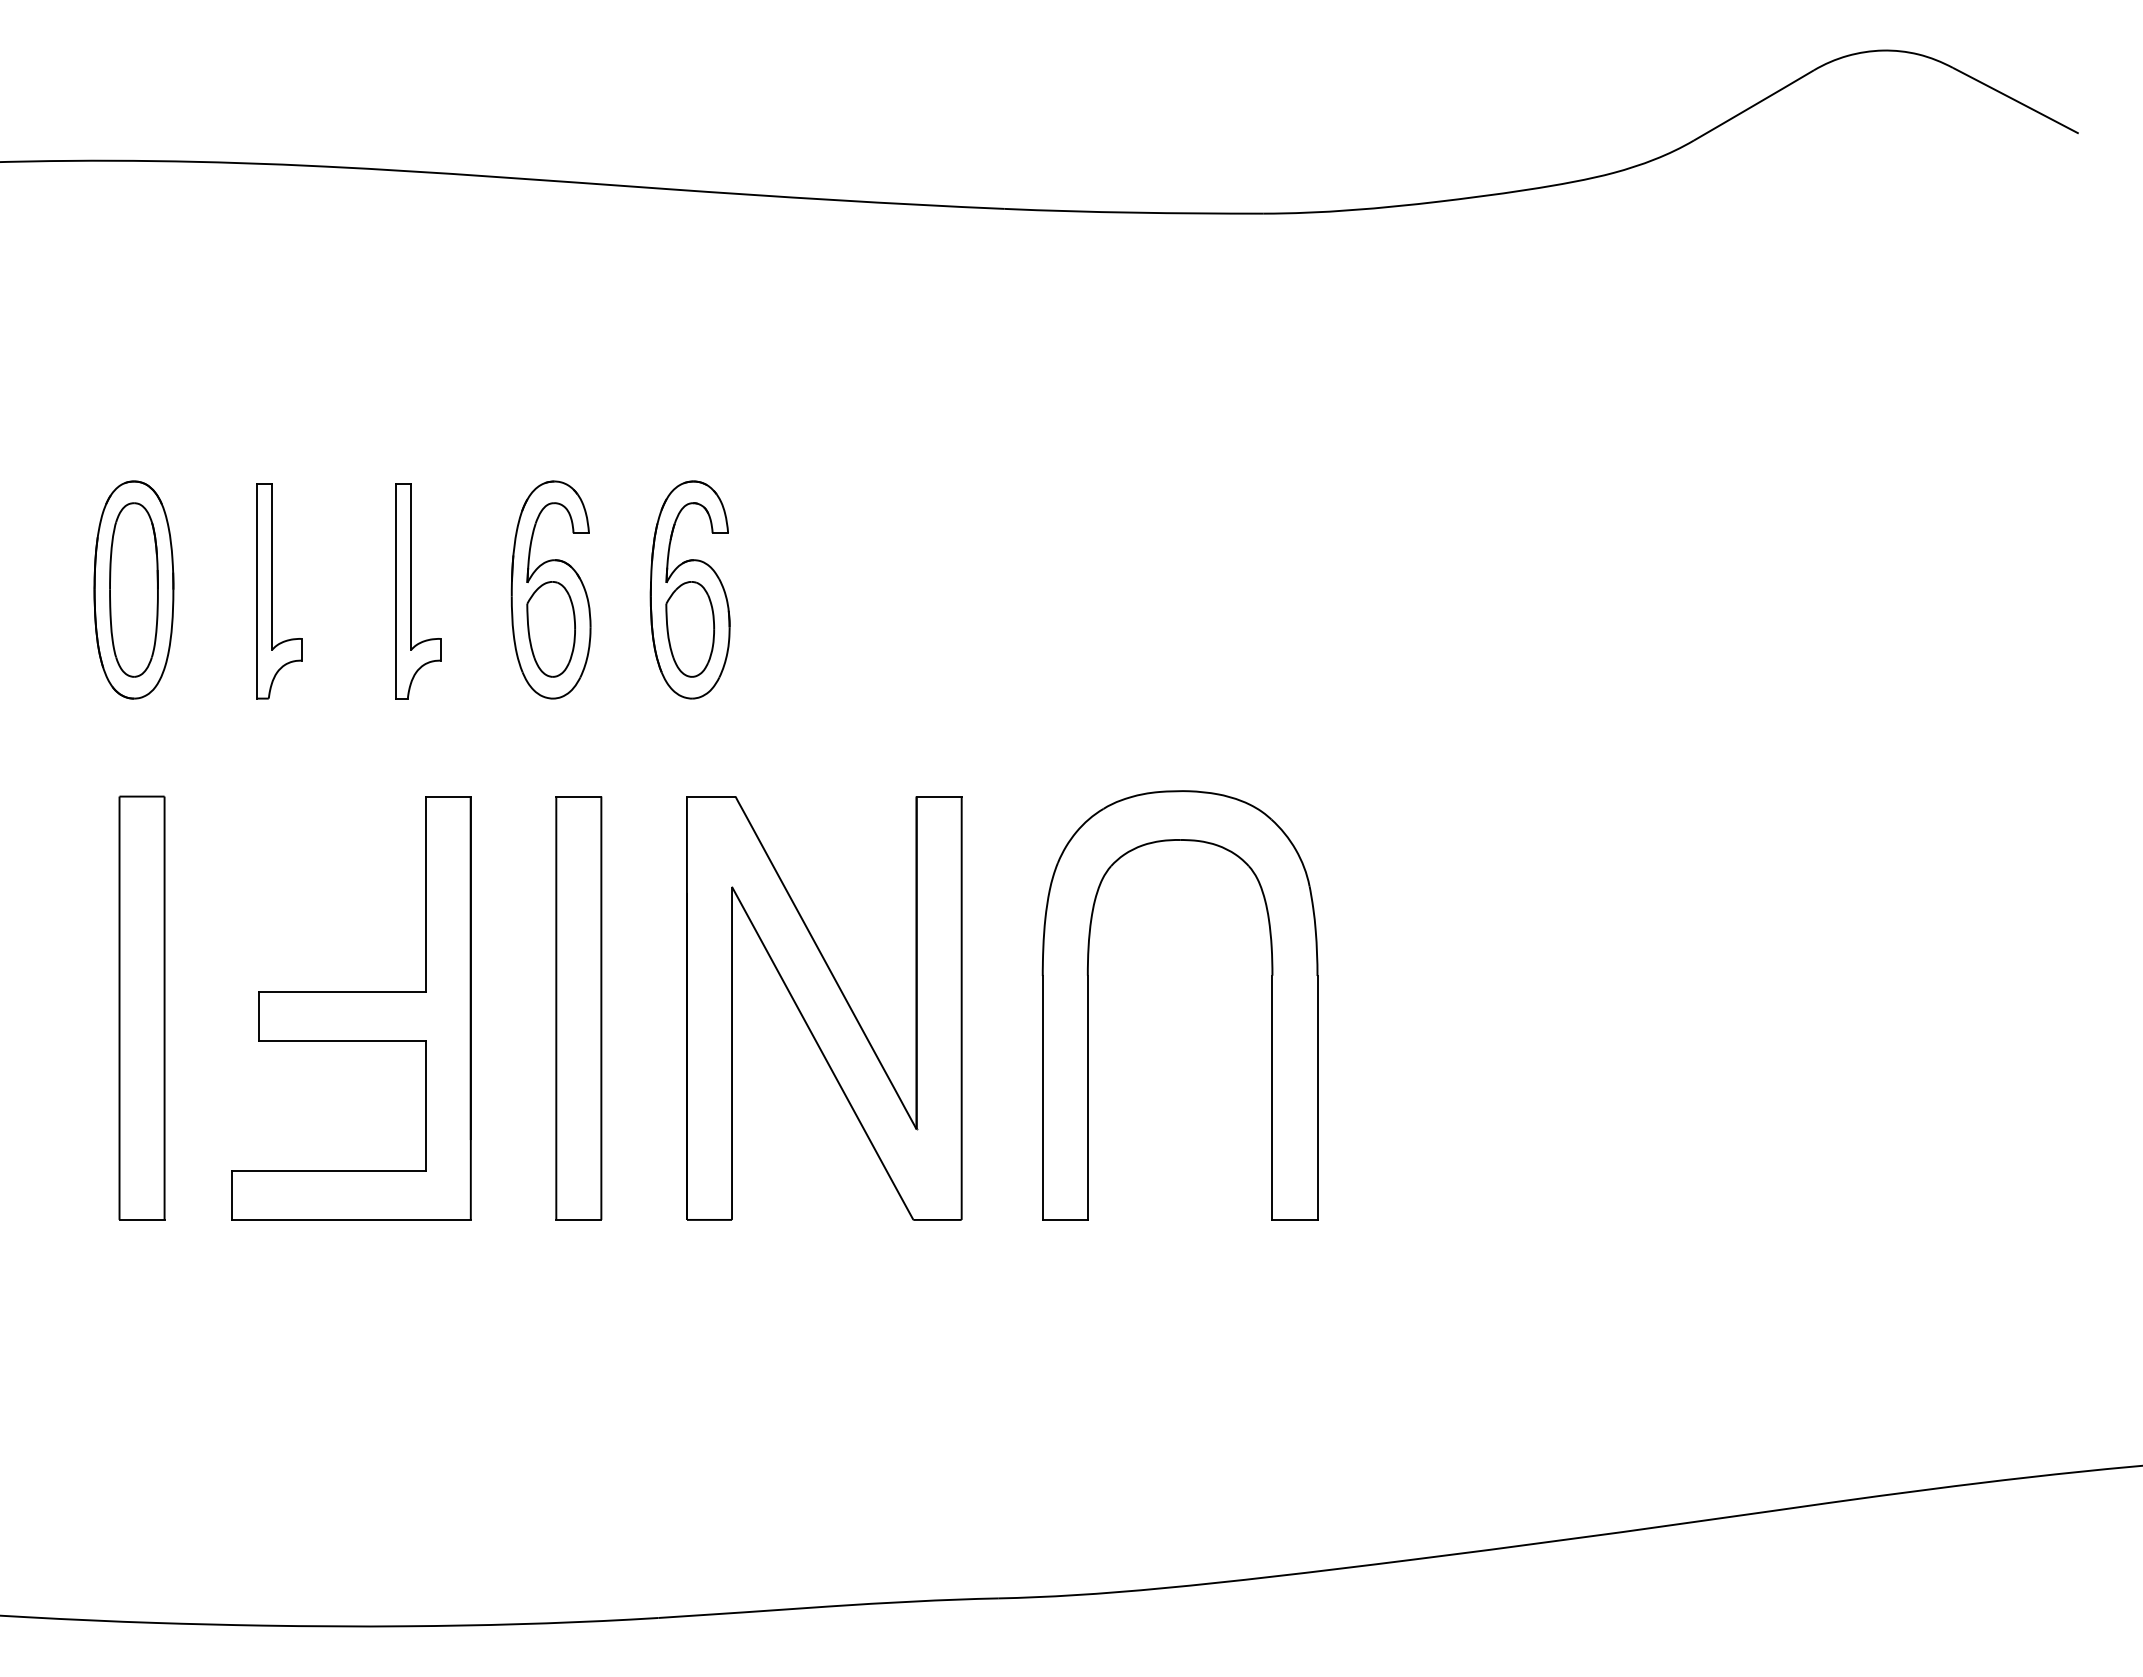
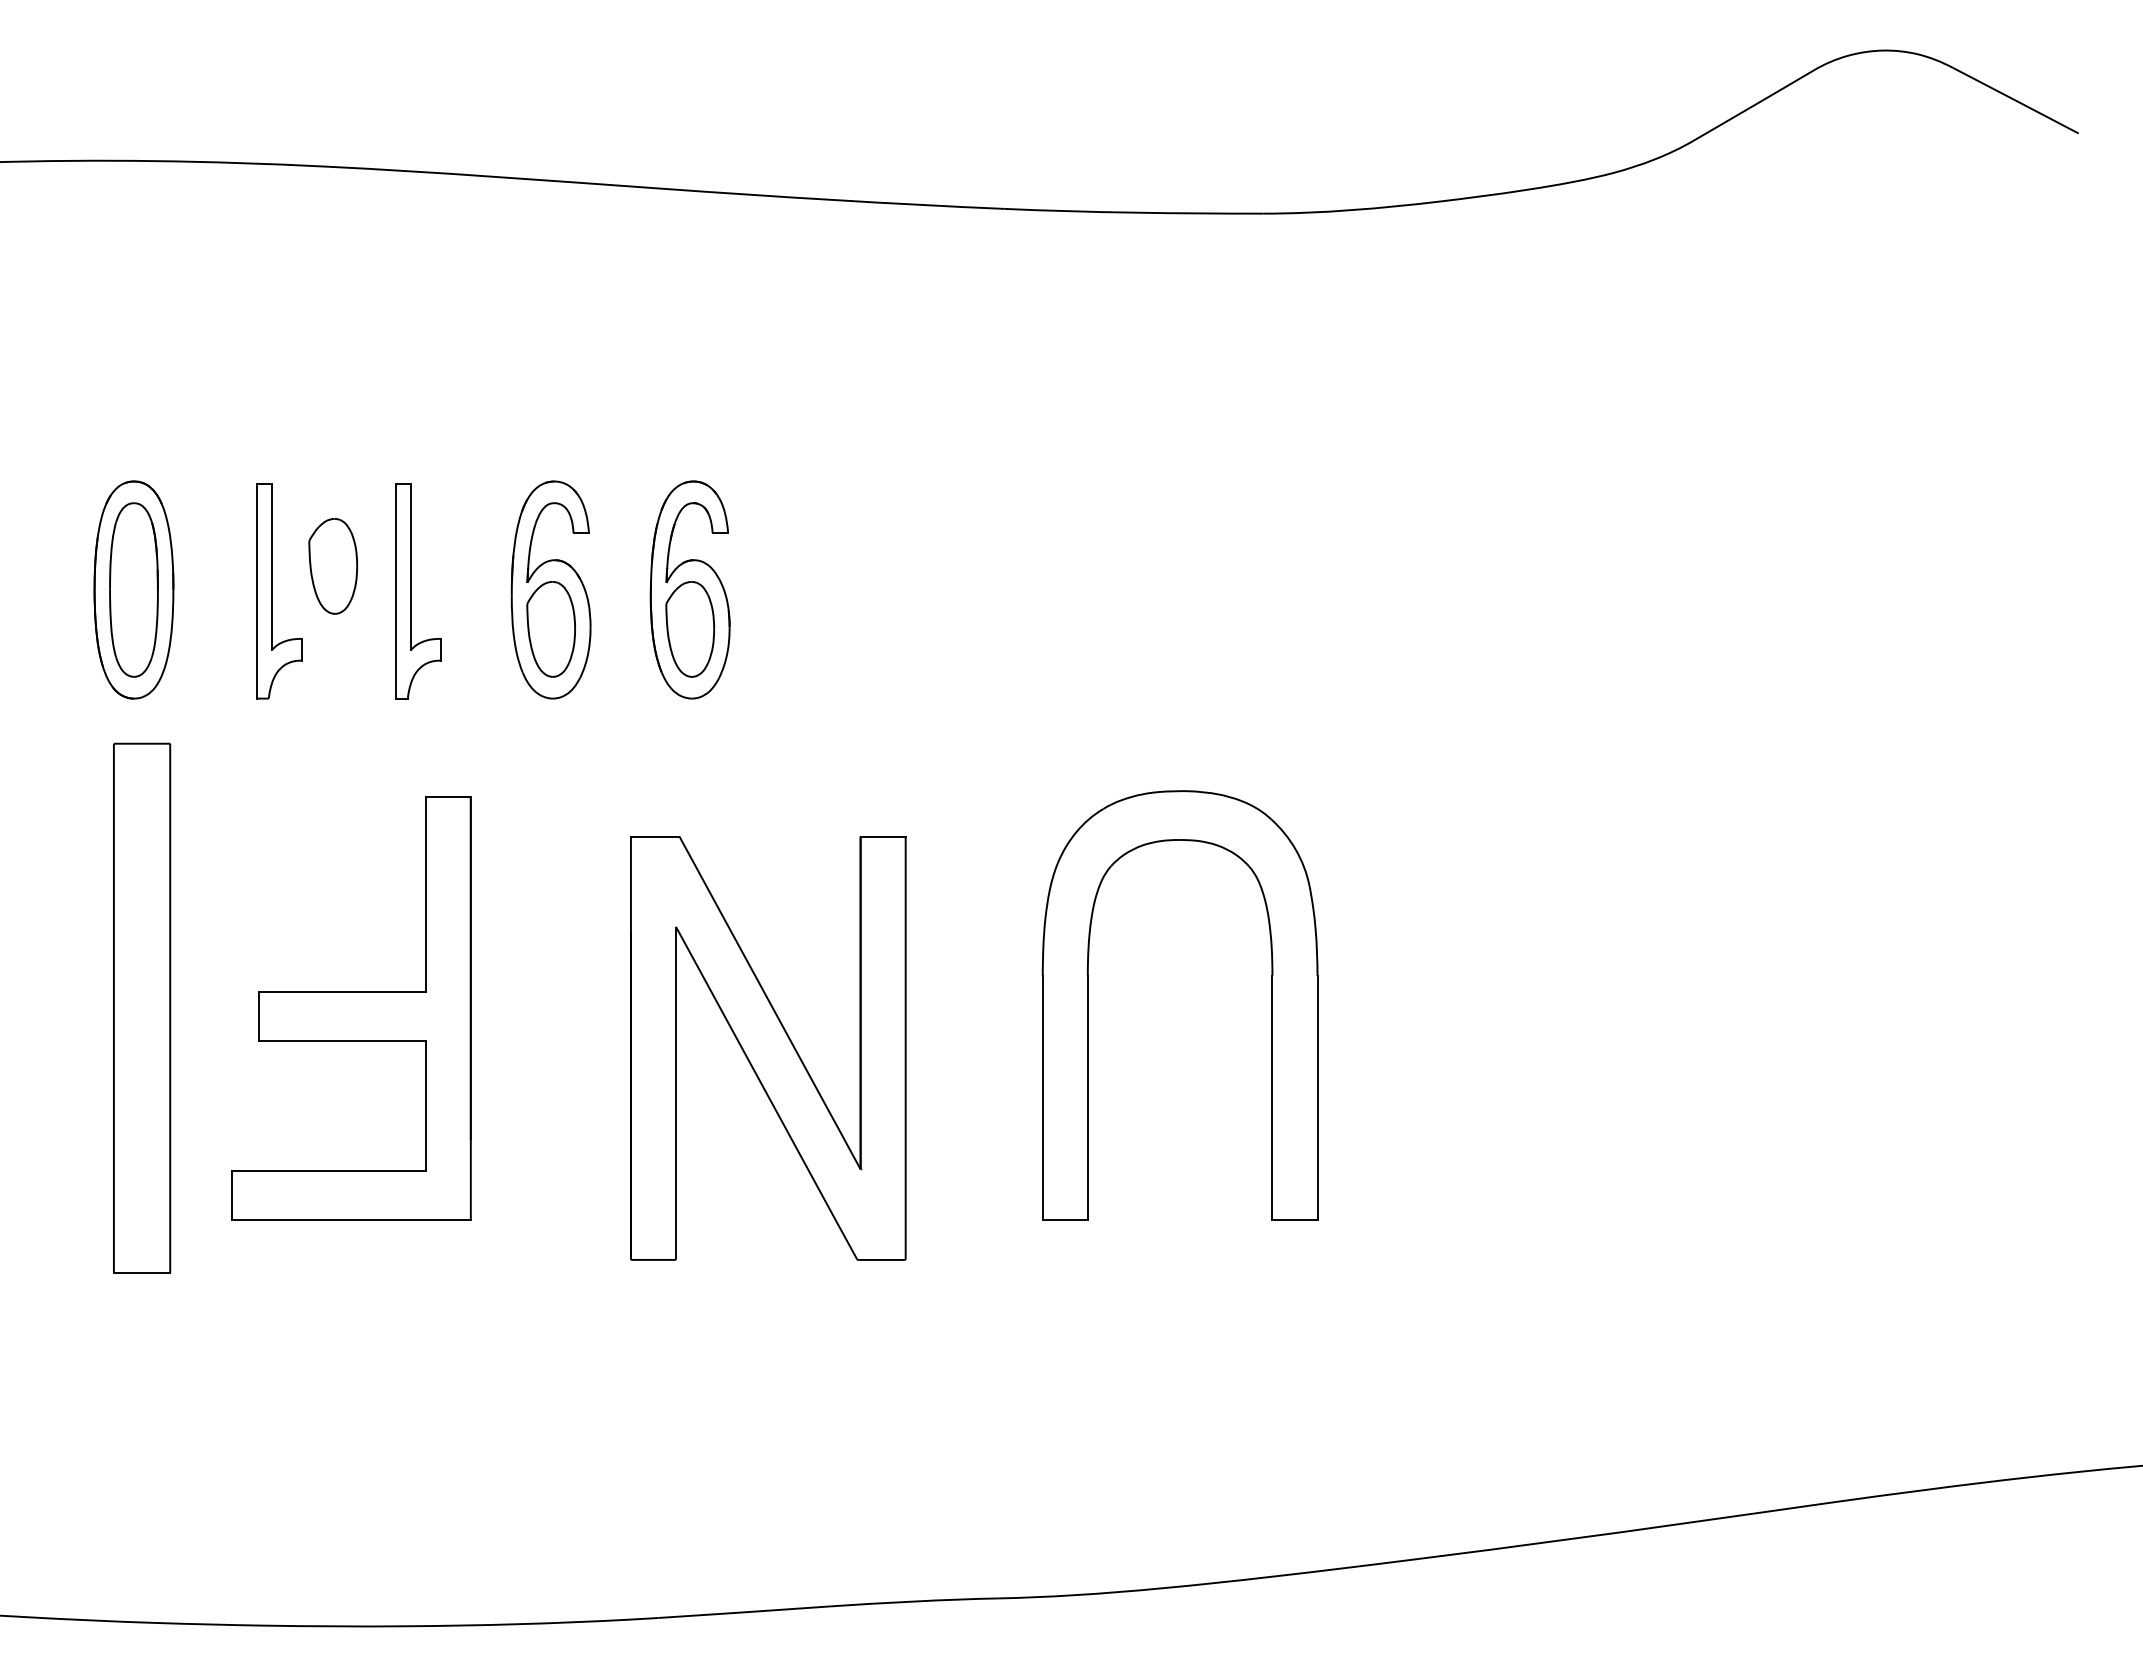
part: none -> present (333, 566)
part size: 48x426 px -> 59x532 px (142, 1007)
part: present -> none (578, 1008)
part position: (824, 1008) -> (768, 1048) (768, 1048)
